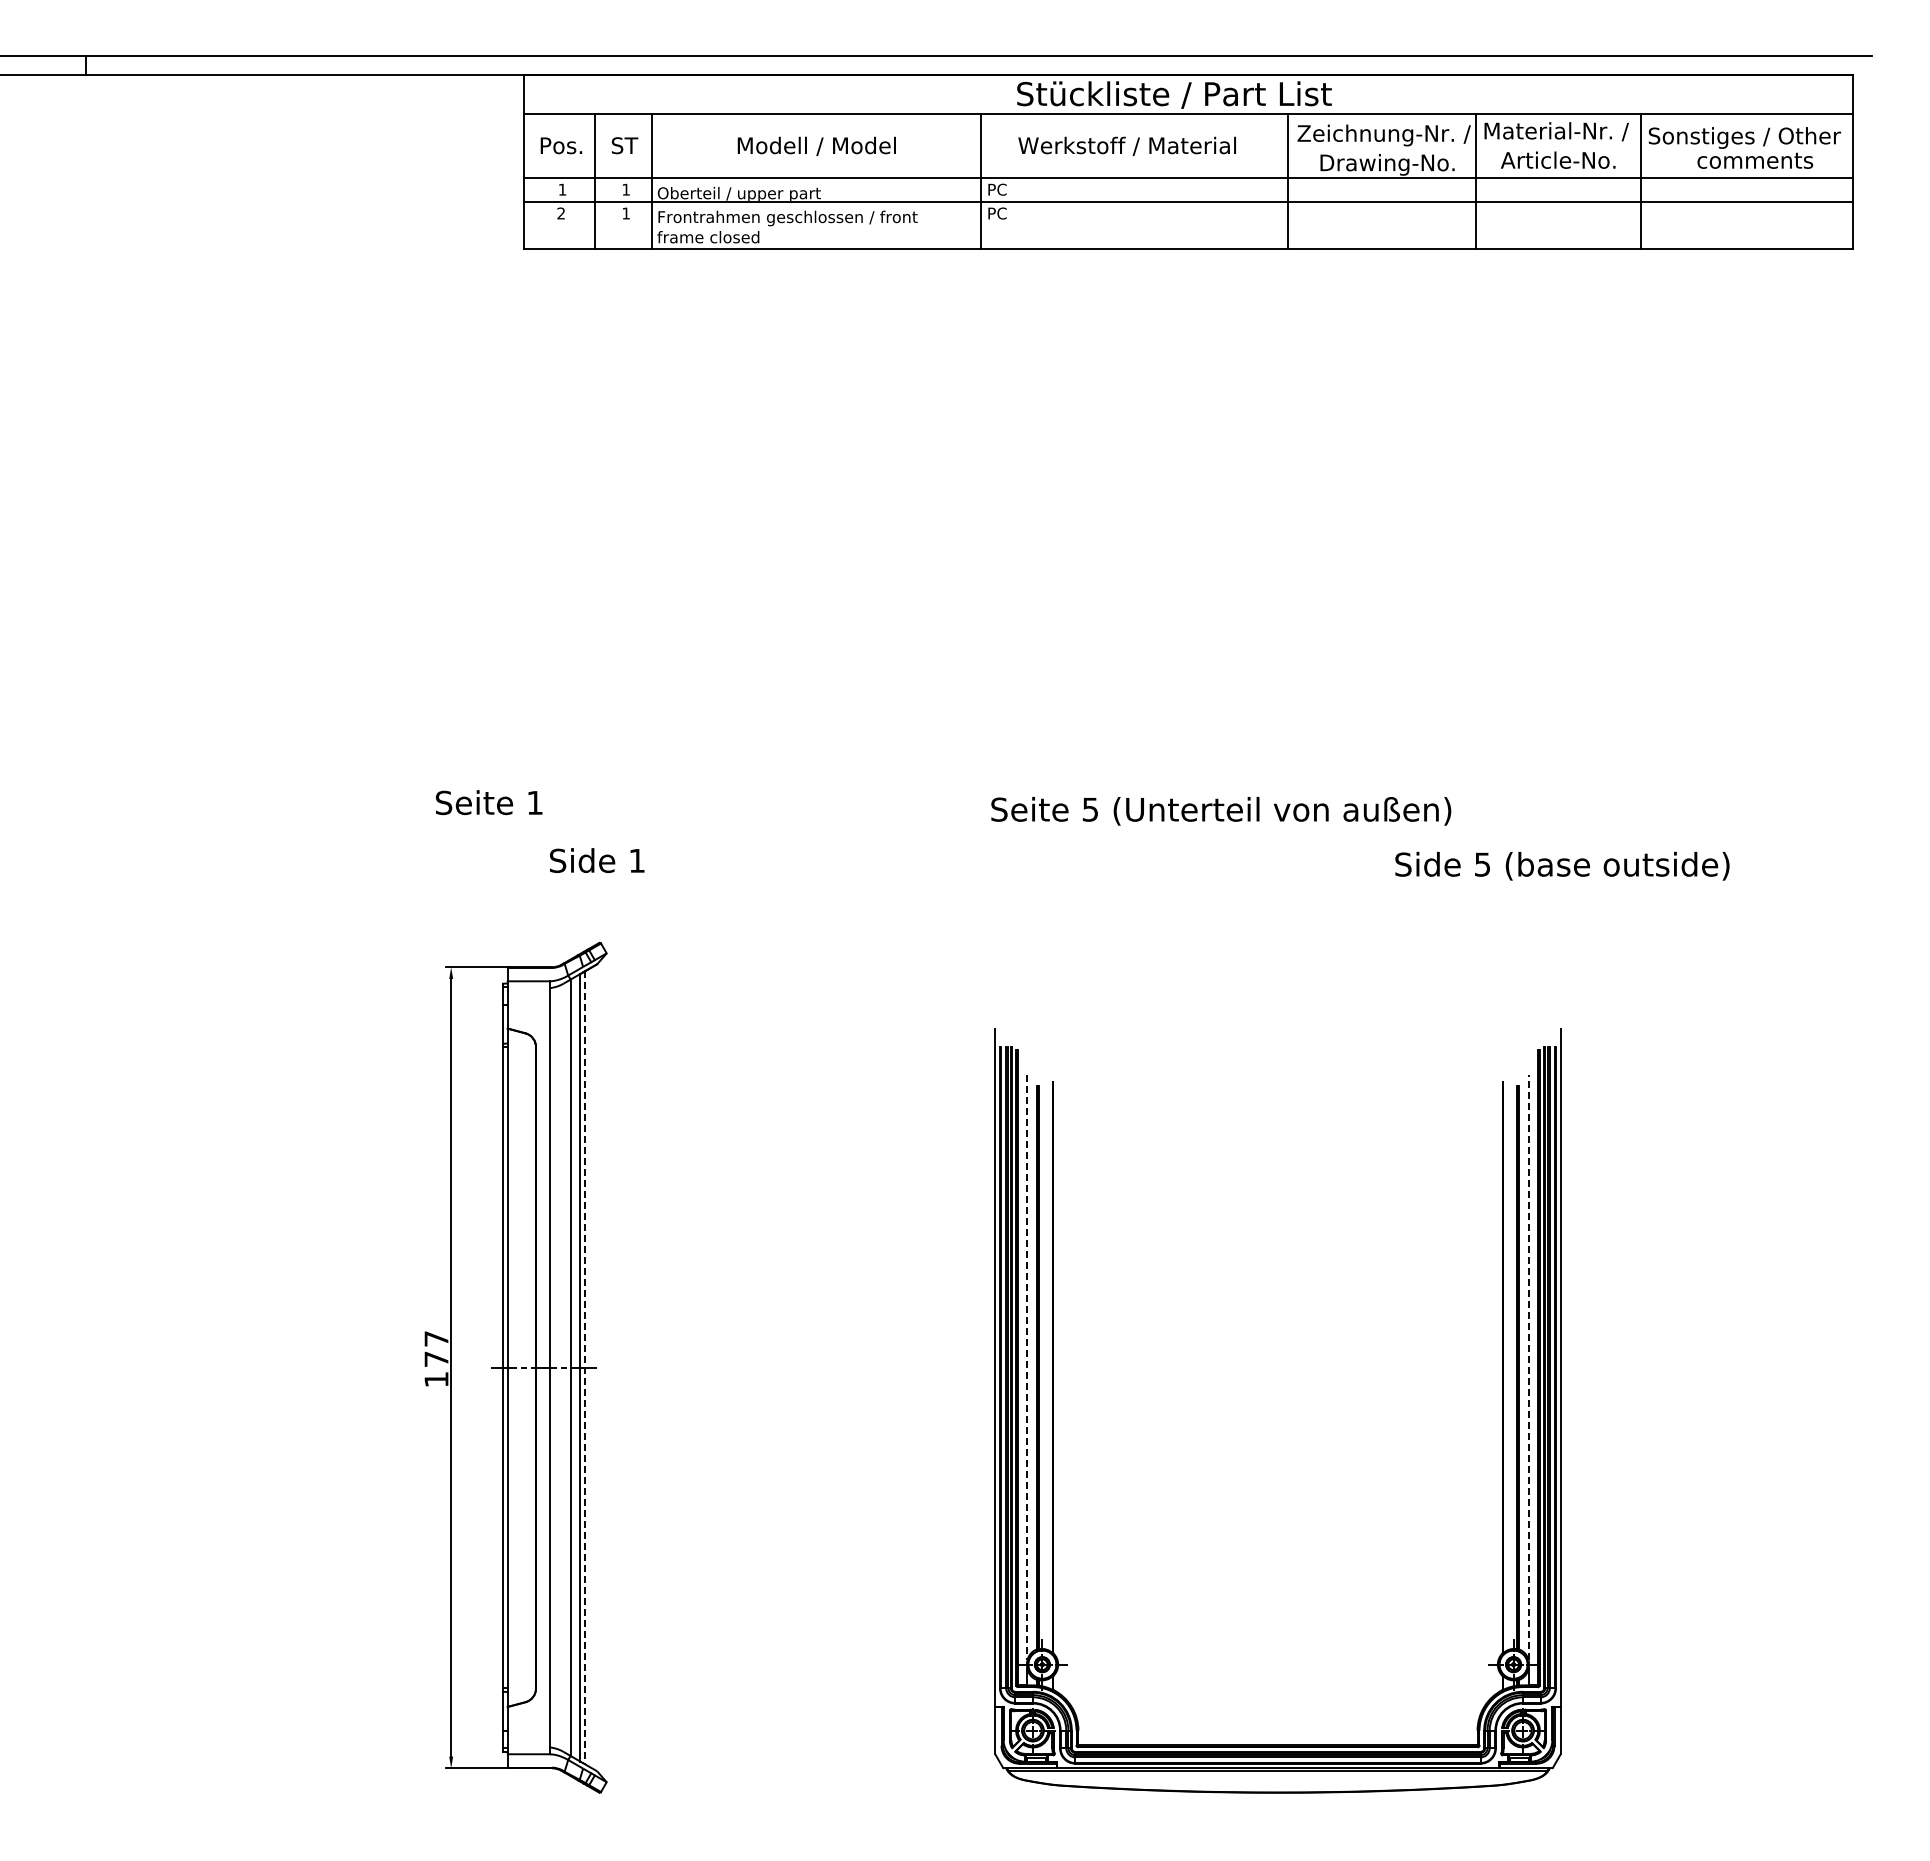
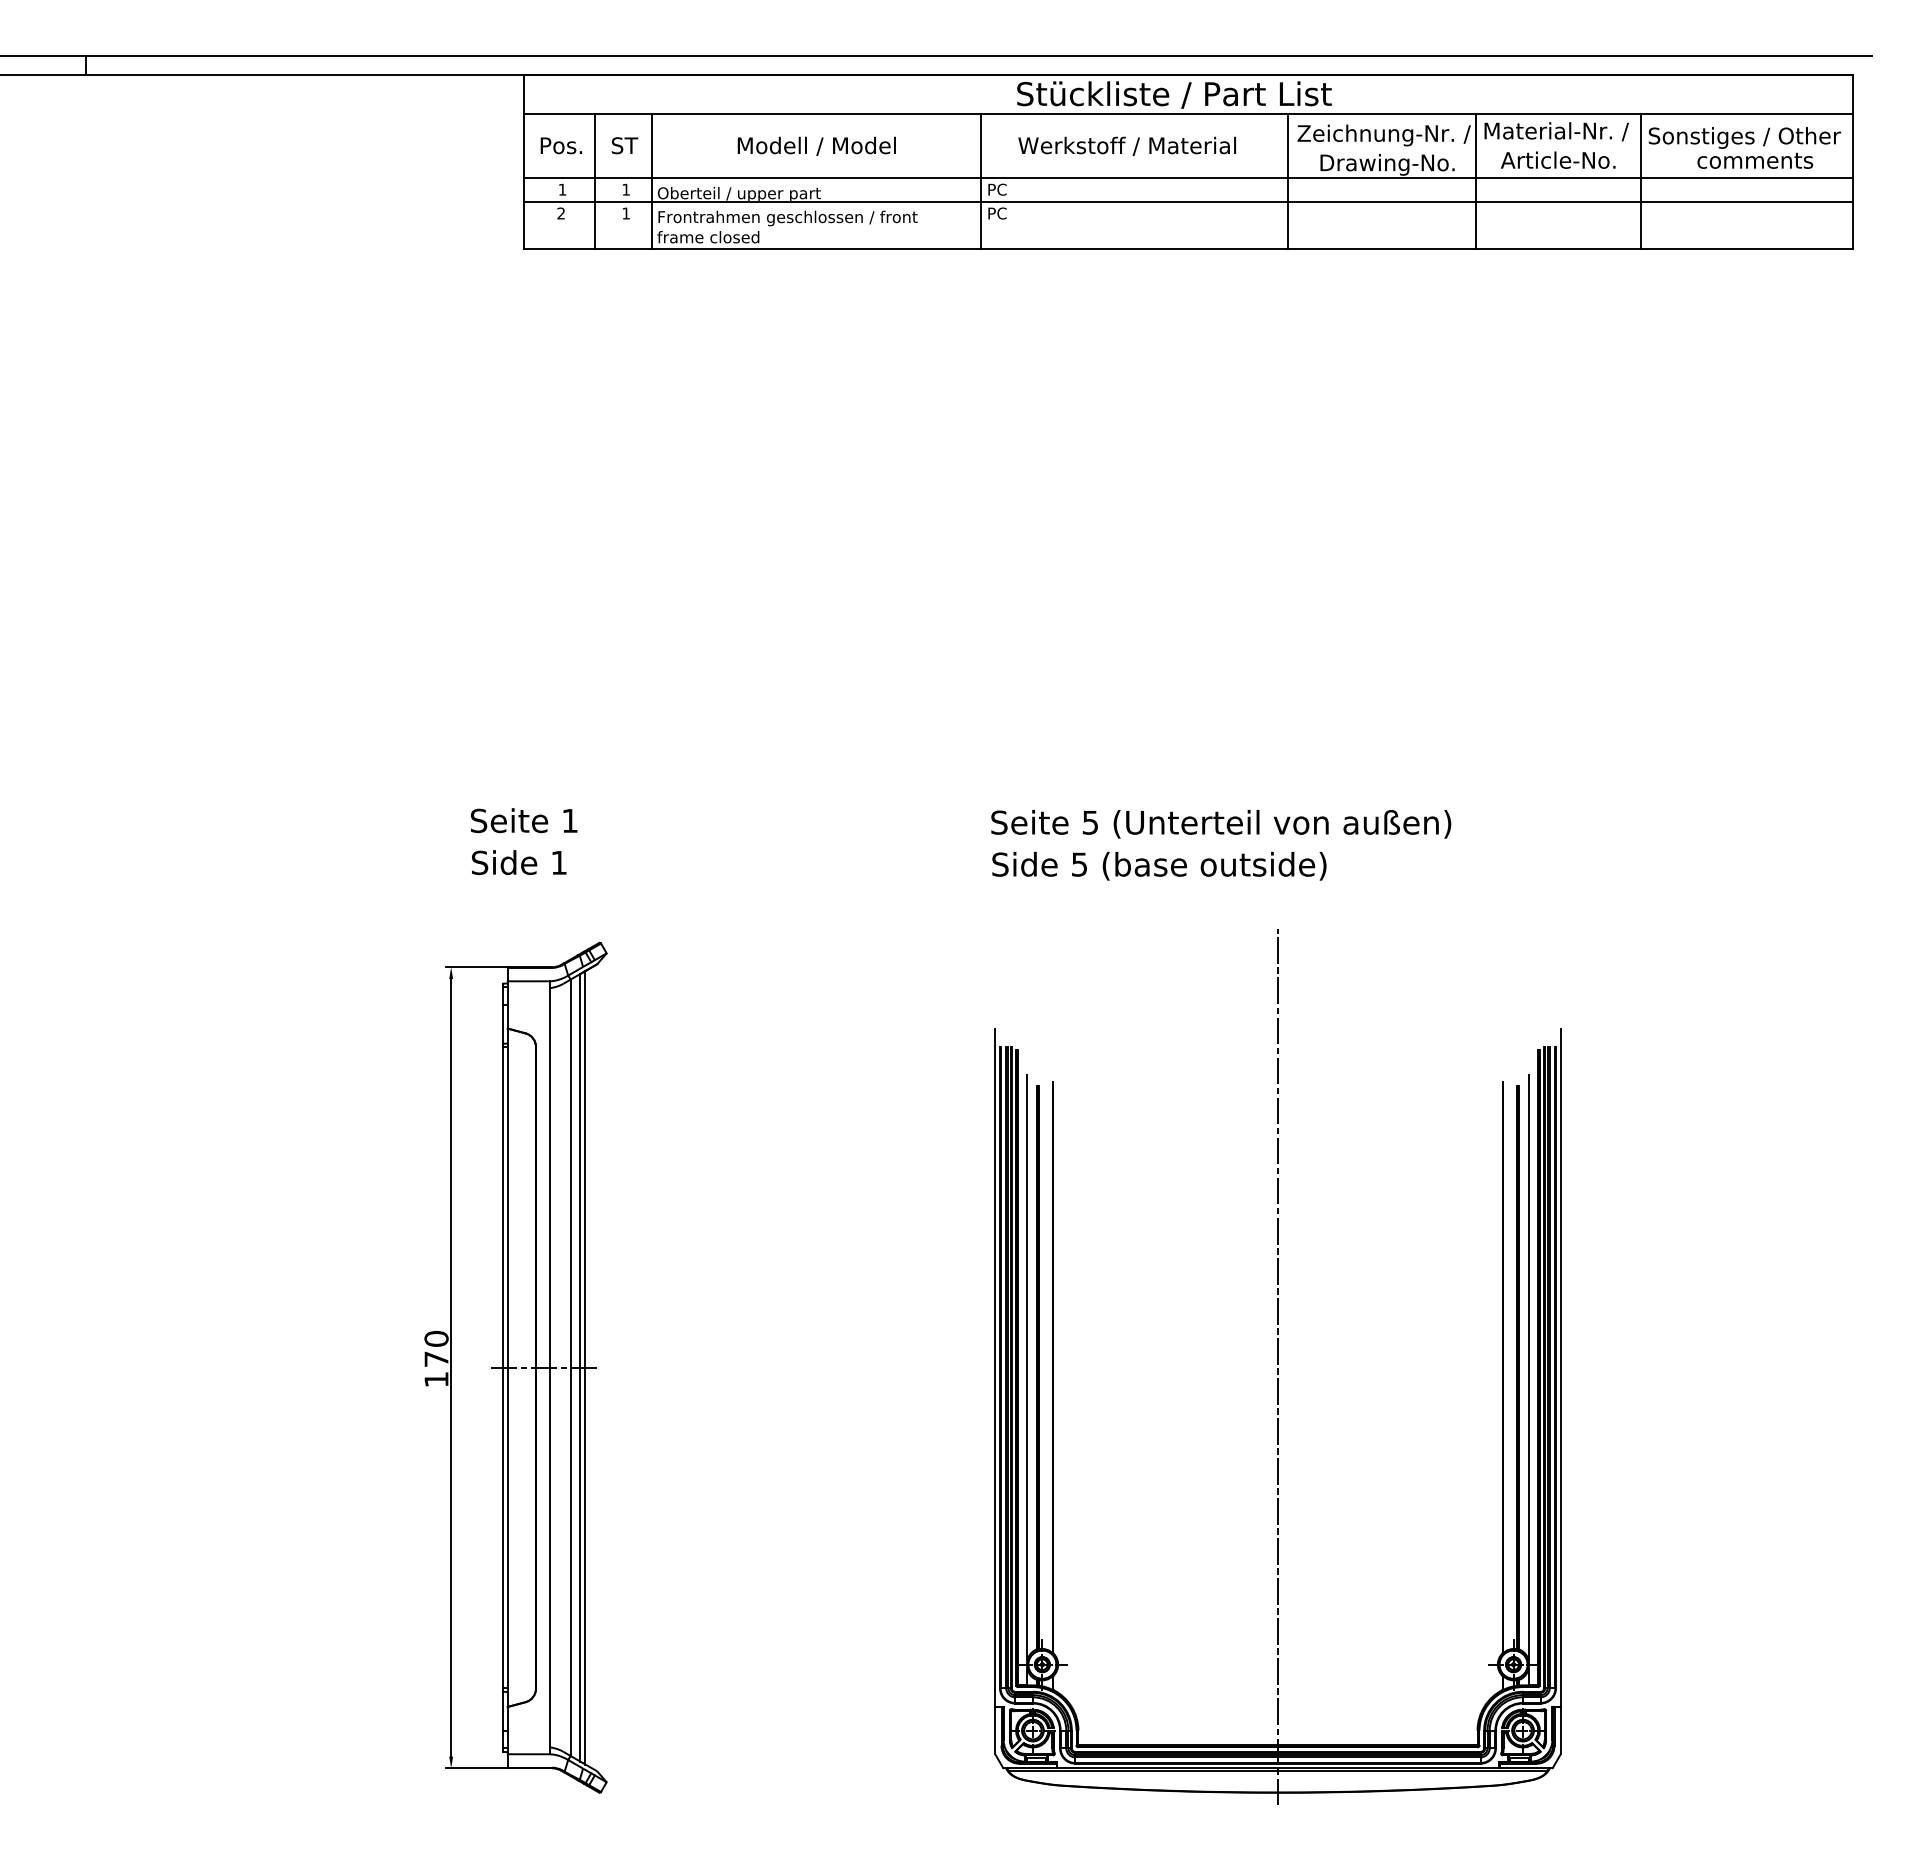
text position: (488, 802) -> (523, 820) (523, 820)
text position: (1221, 811) -> (1221, 824) (1221, 824)
text position: (597, 860) -> (519, 862) (519, 862)
text position: (1562, 865) -> (1159, 865) (1159, 865)
text: 177 -> 170 (436, 1338)
line: dashed -> solid (585, 1367)
line: none -> present (1278, 1367)
line: dashed -> solid (1528, 1367)
line: dashed -> solid (1027, 1368)
